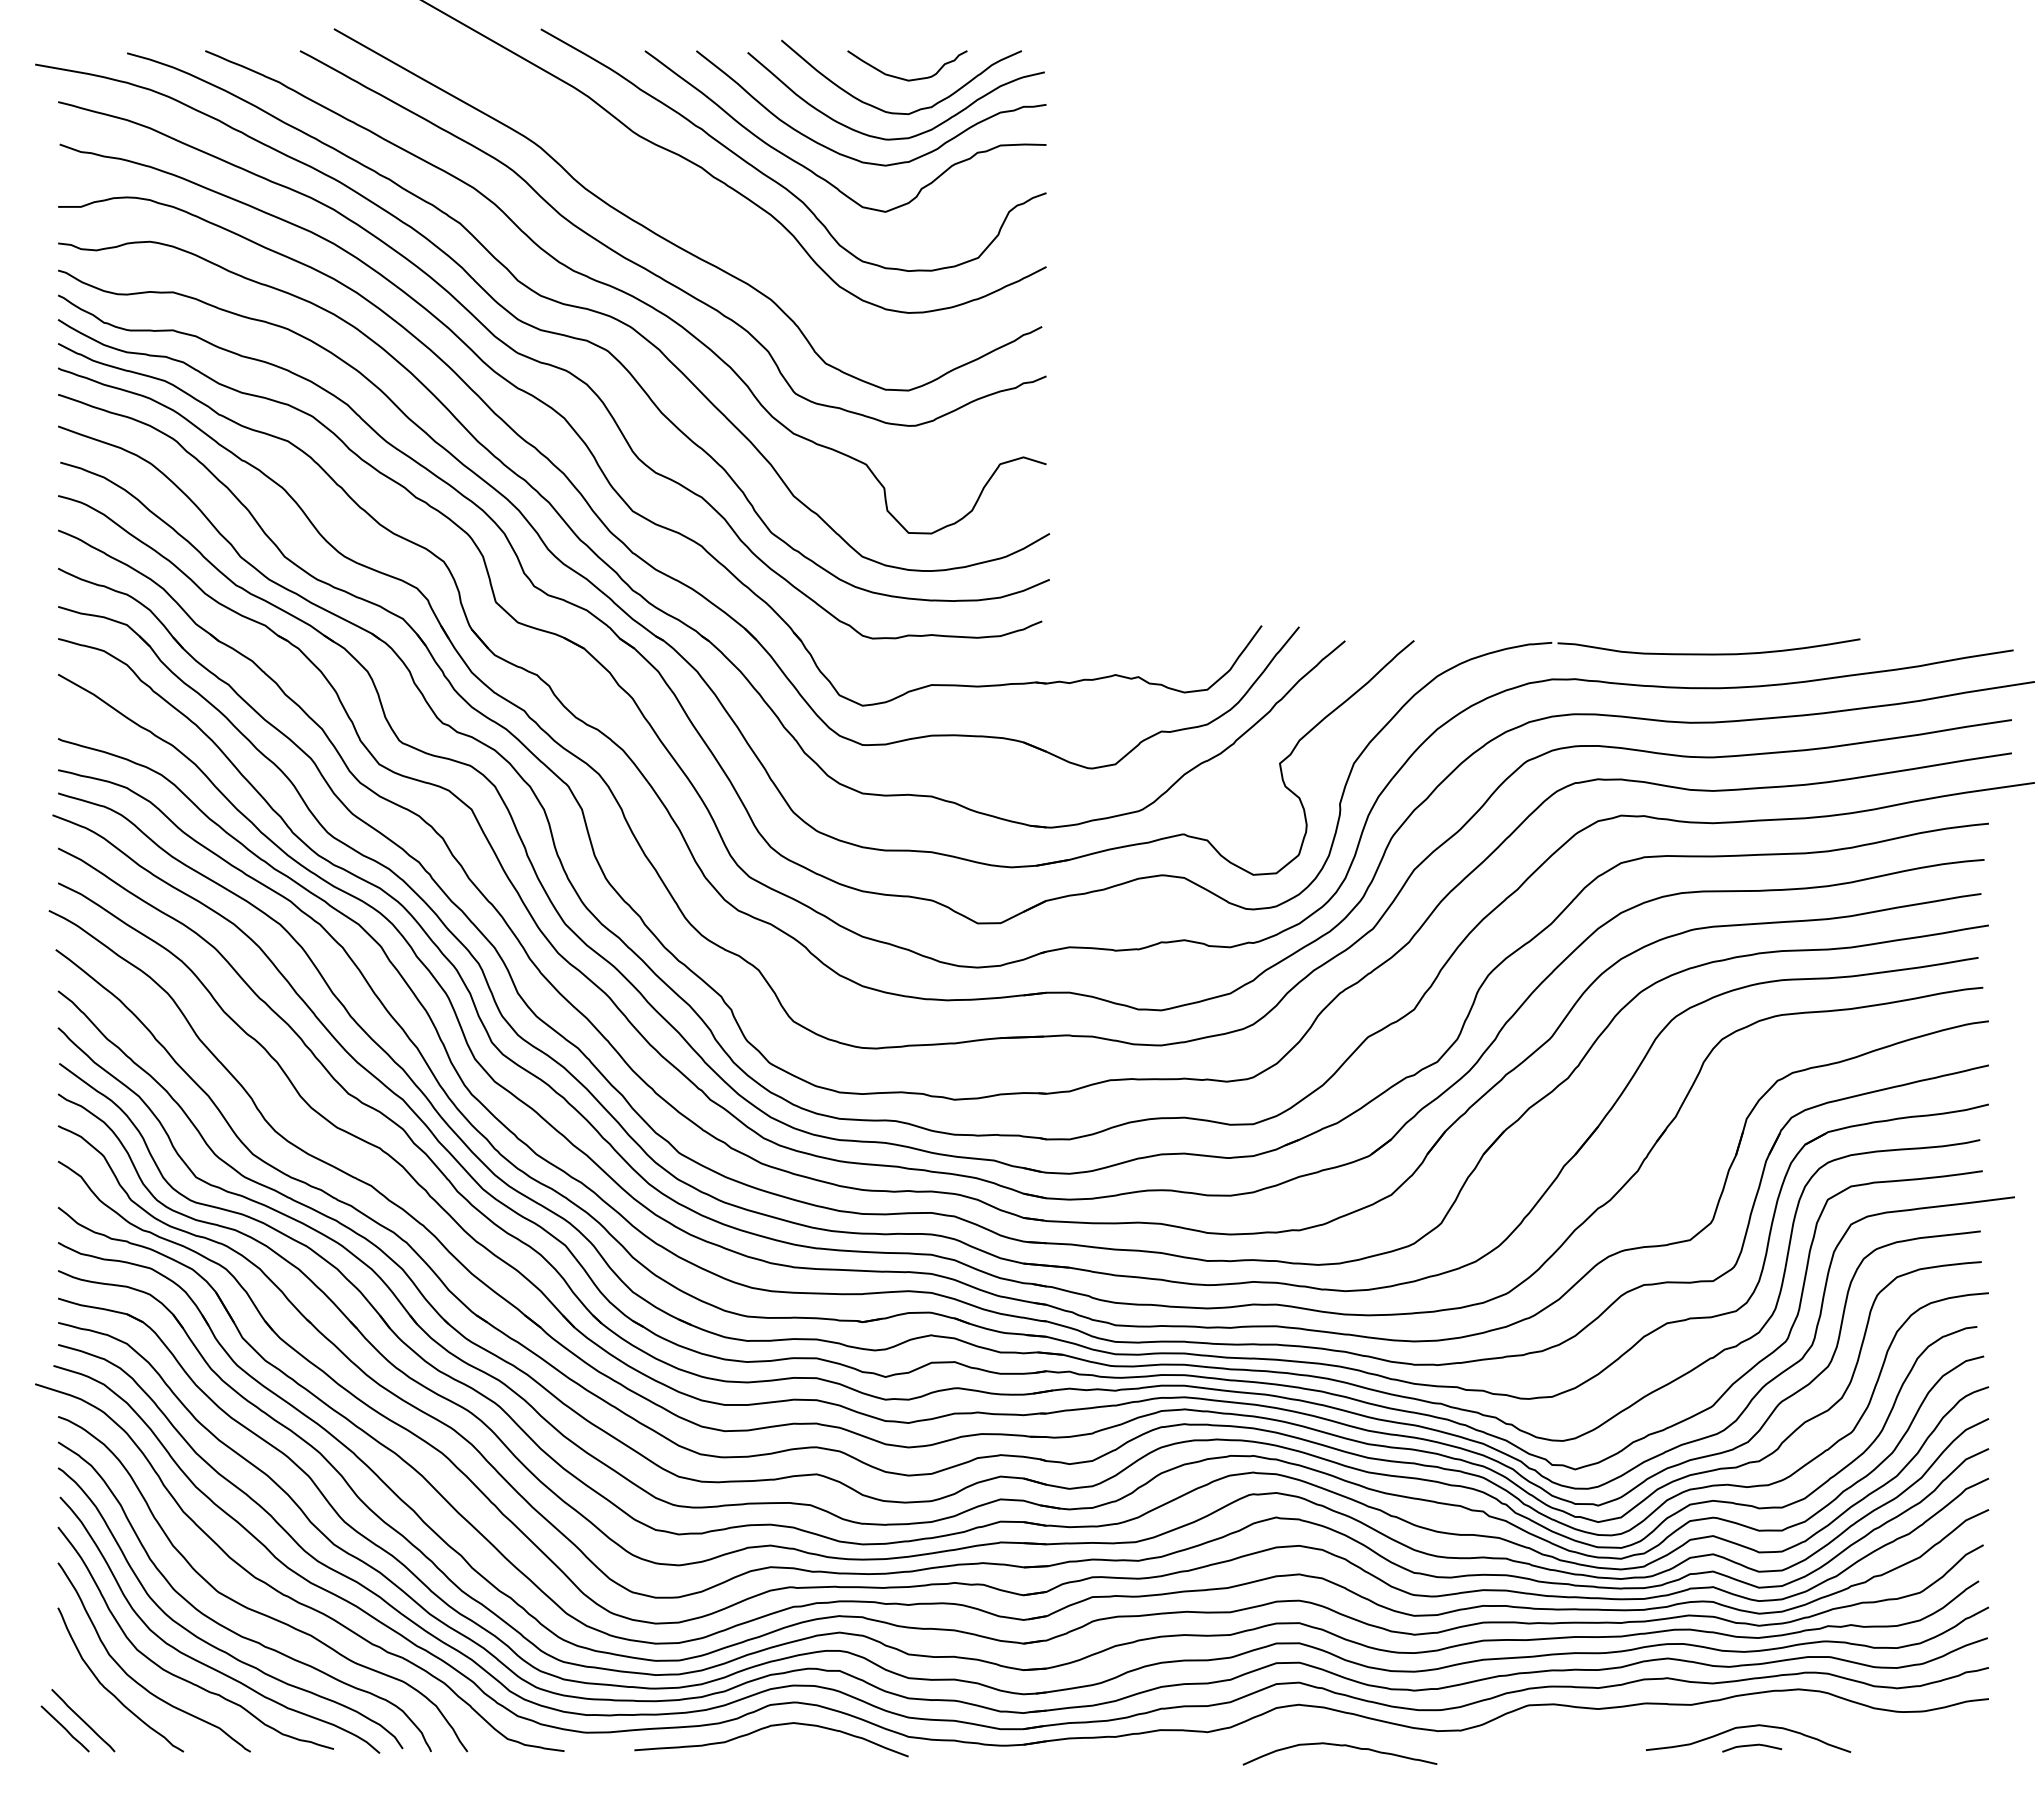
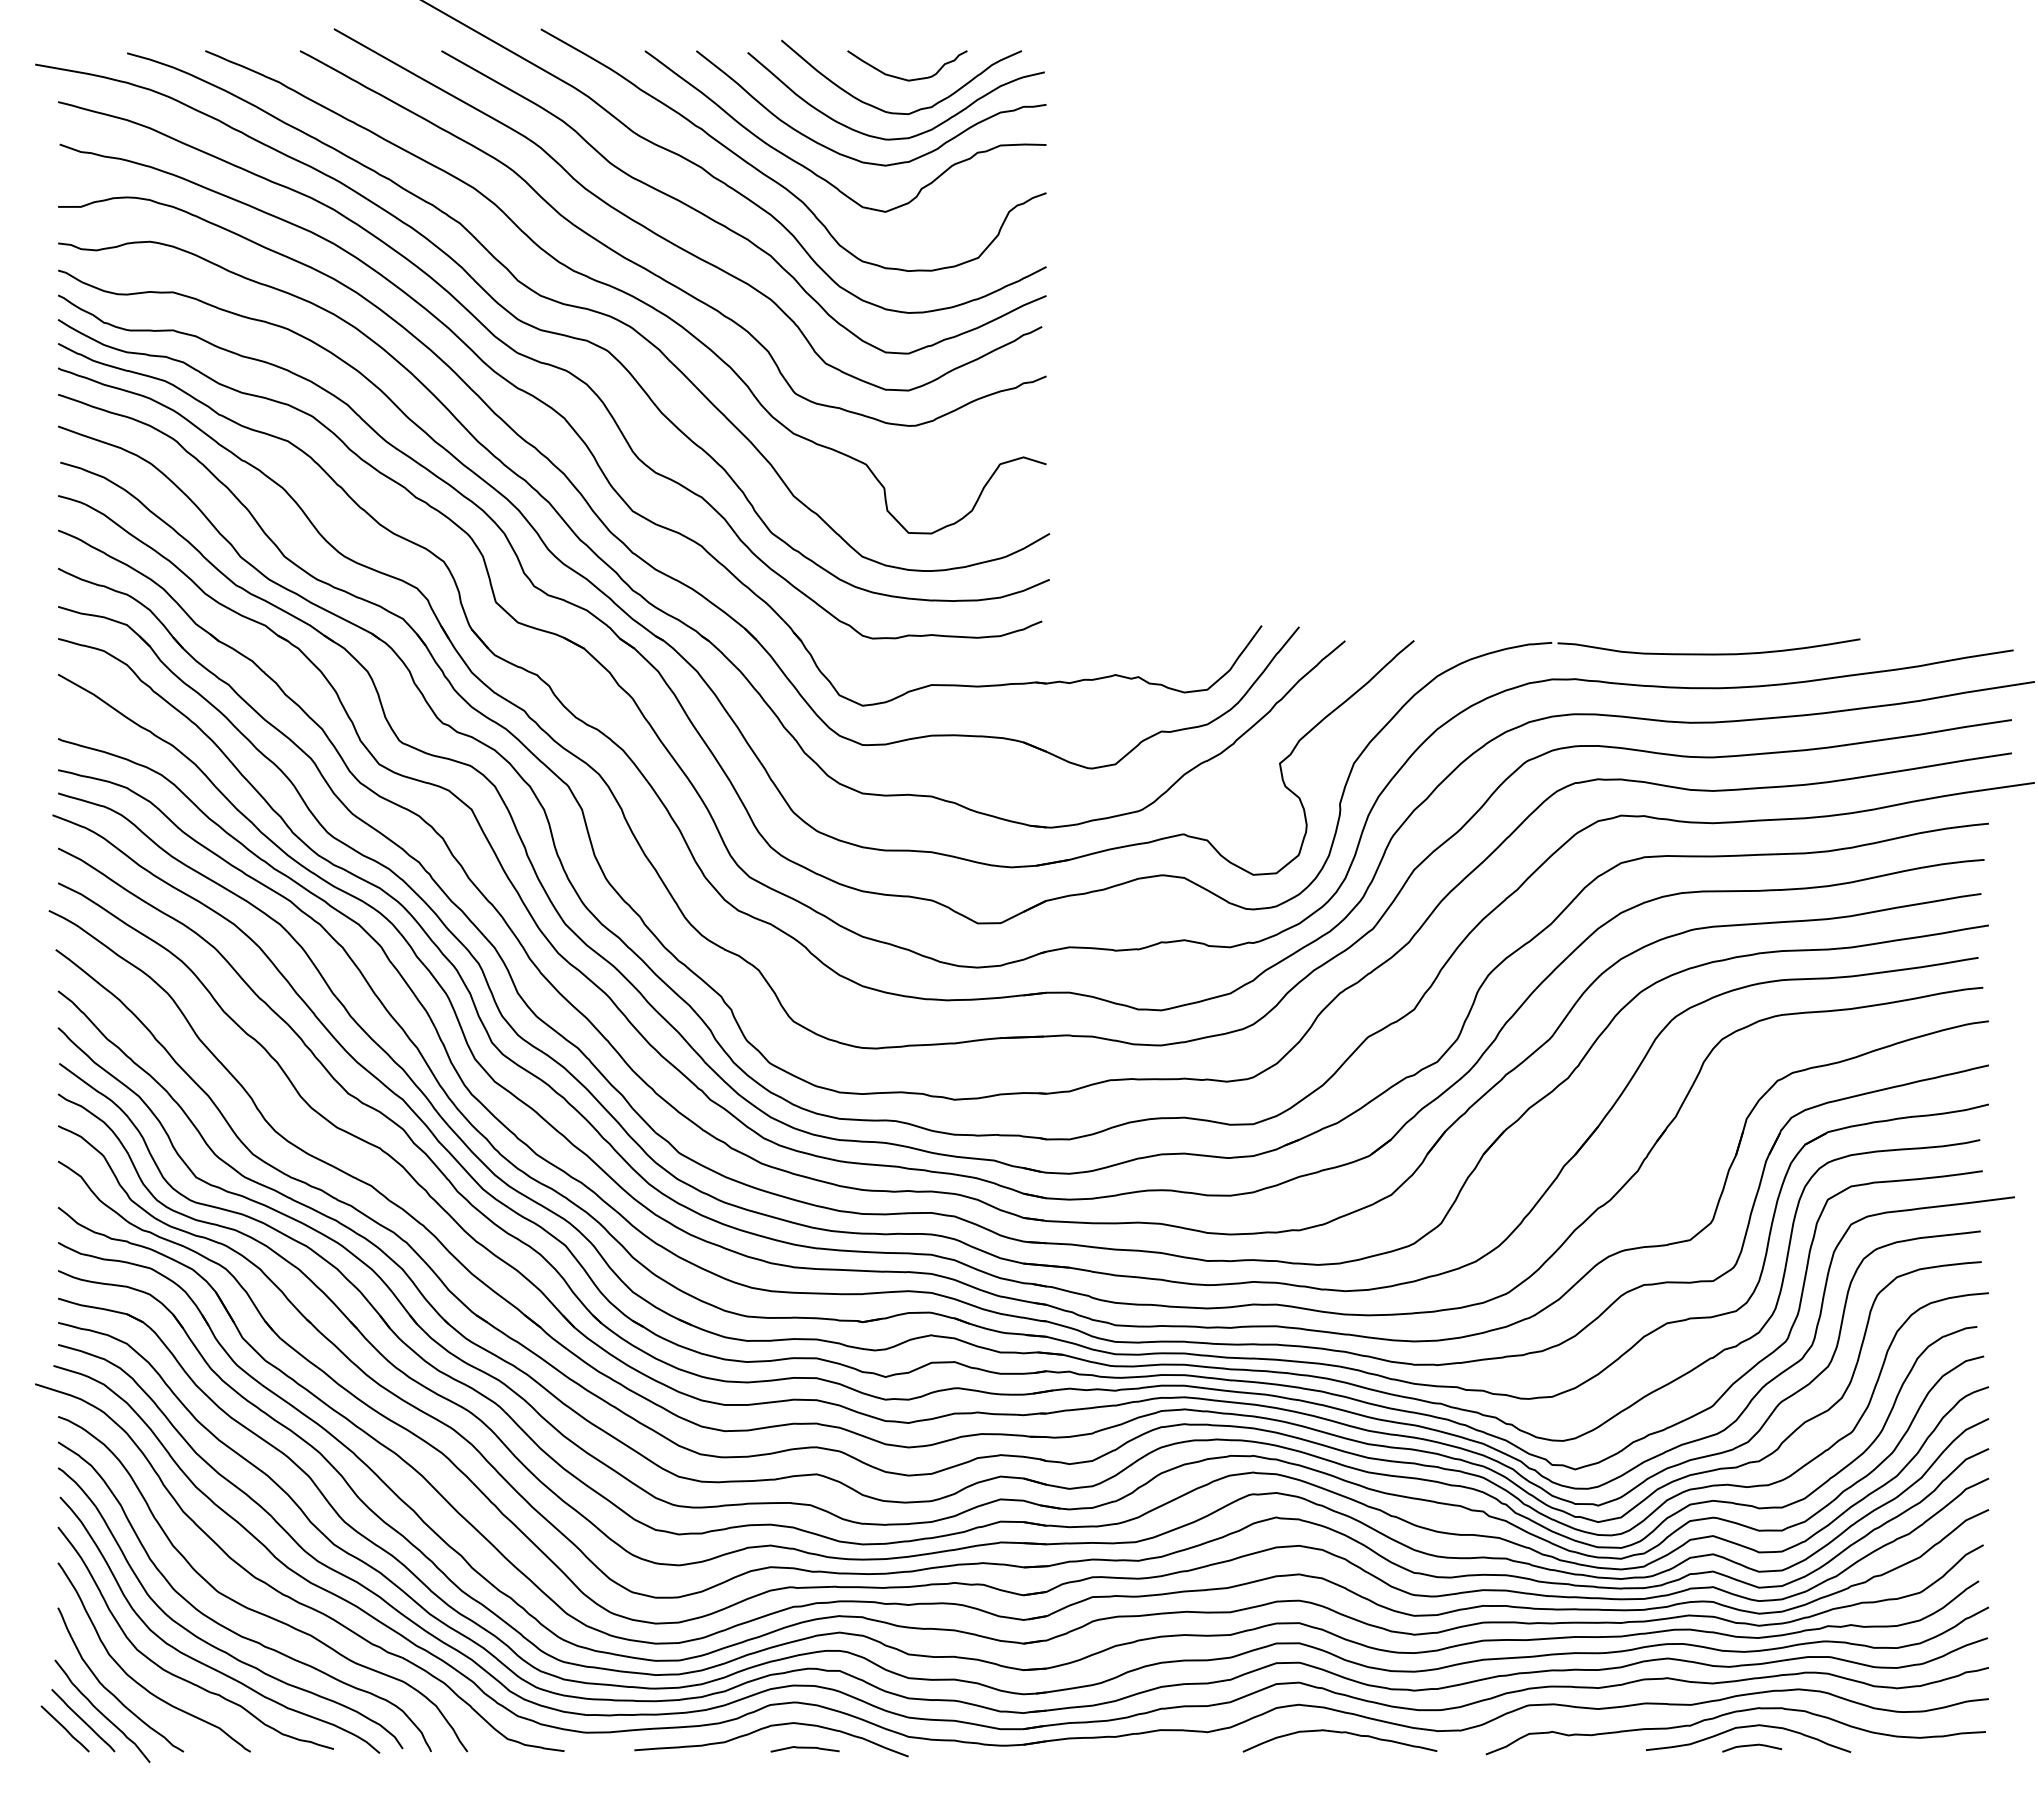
curve: none -> present (730, 228)
curve: none -> present (100, 1711)
curve: none -> present (1729, 1714)
curve position: (1339, 1746) -> (1339, 1733) (1339, 1733)
curve: none -> present (804, 1748)
